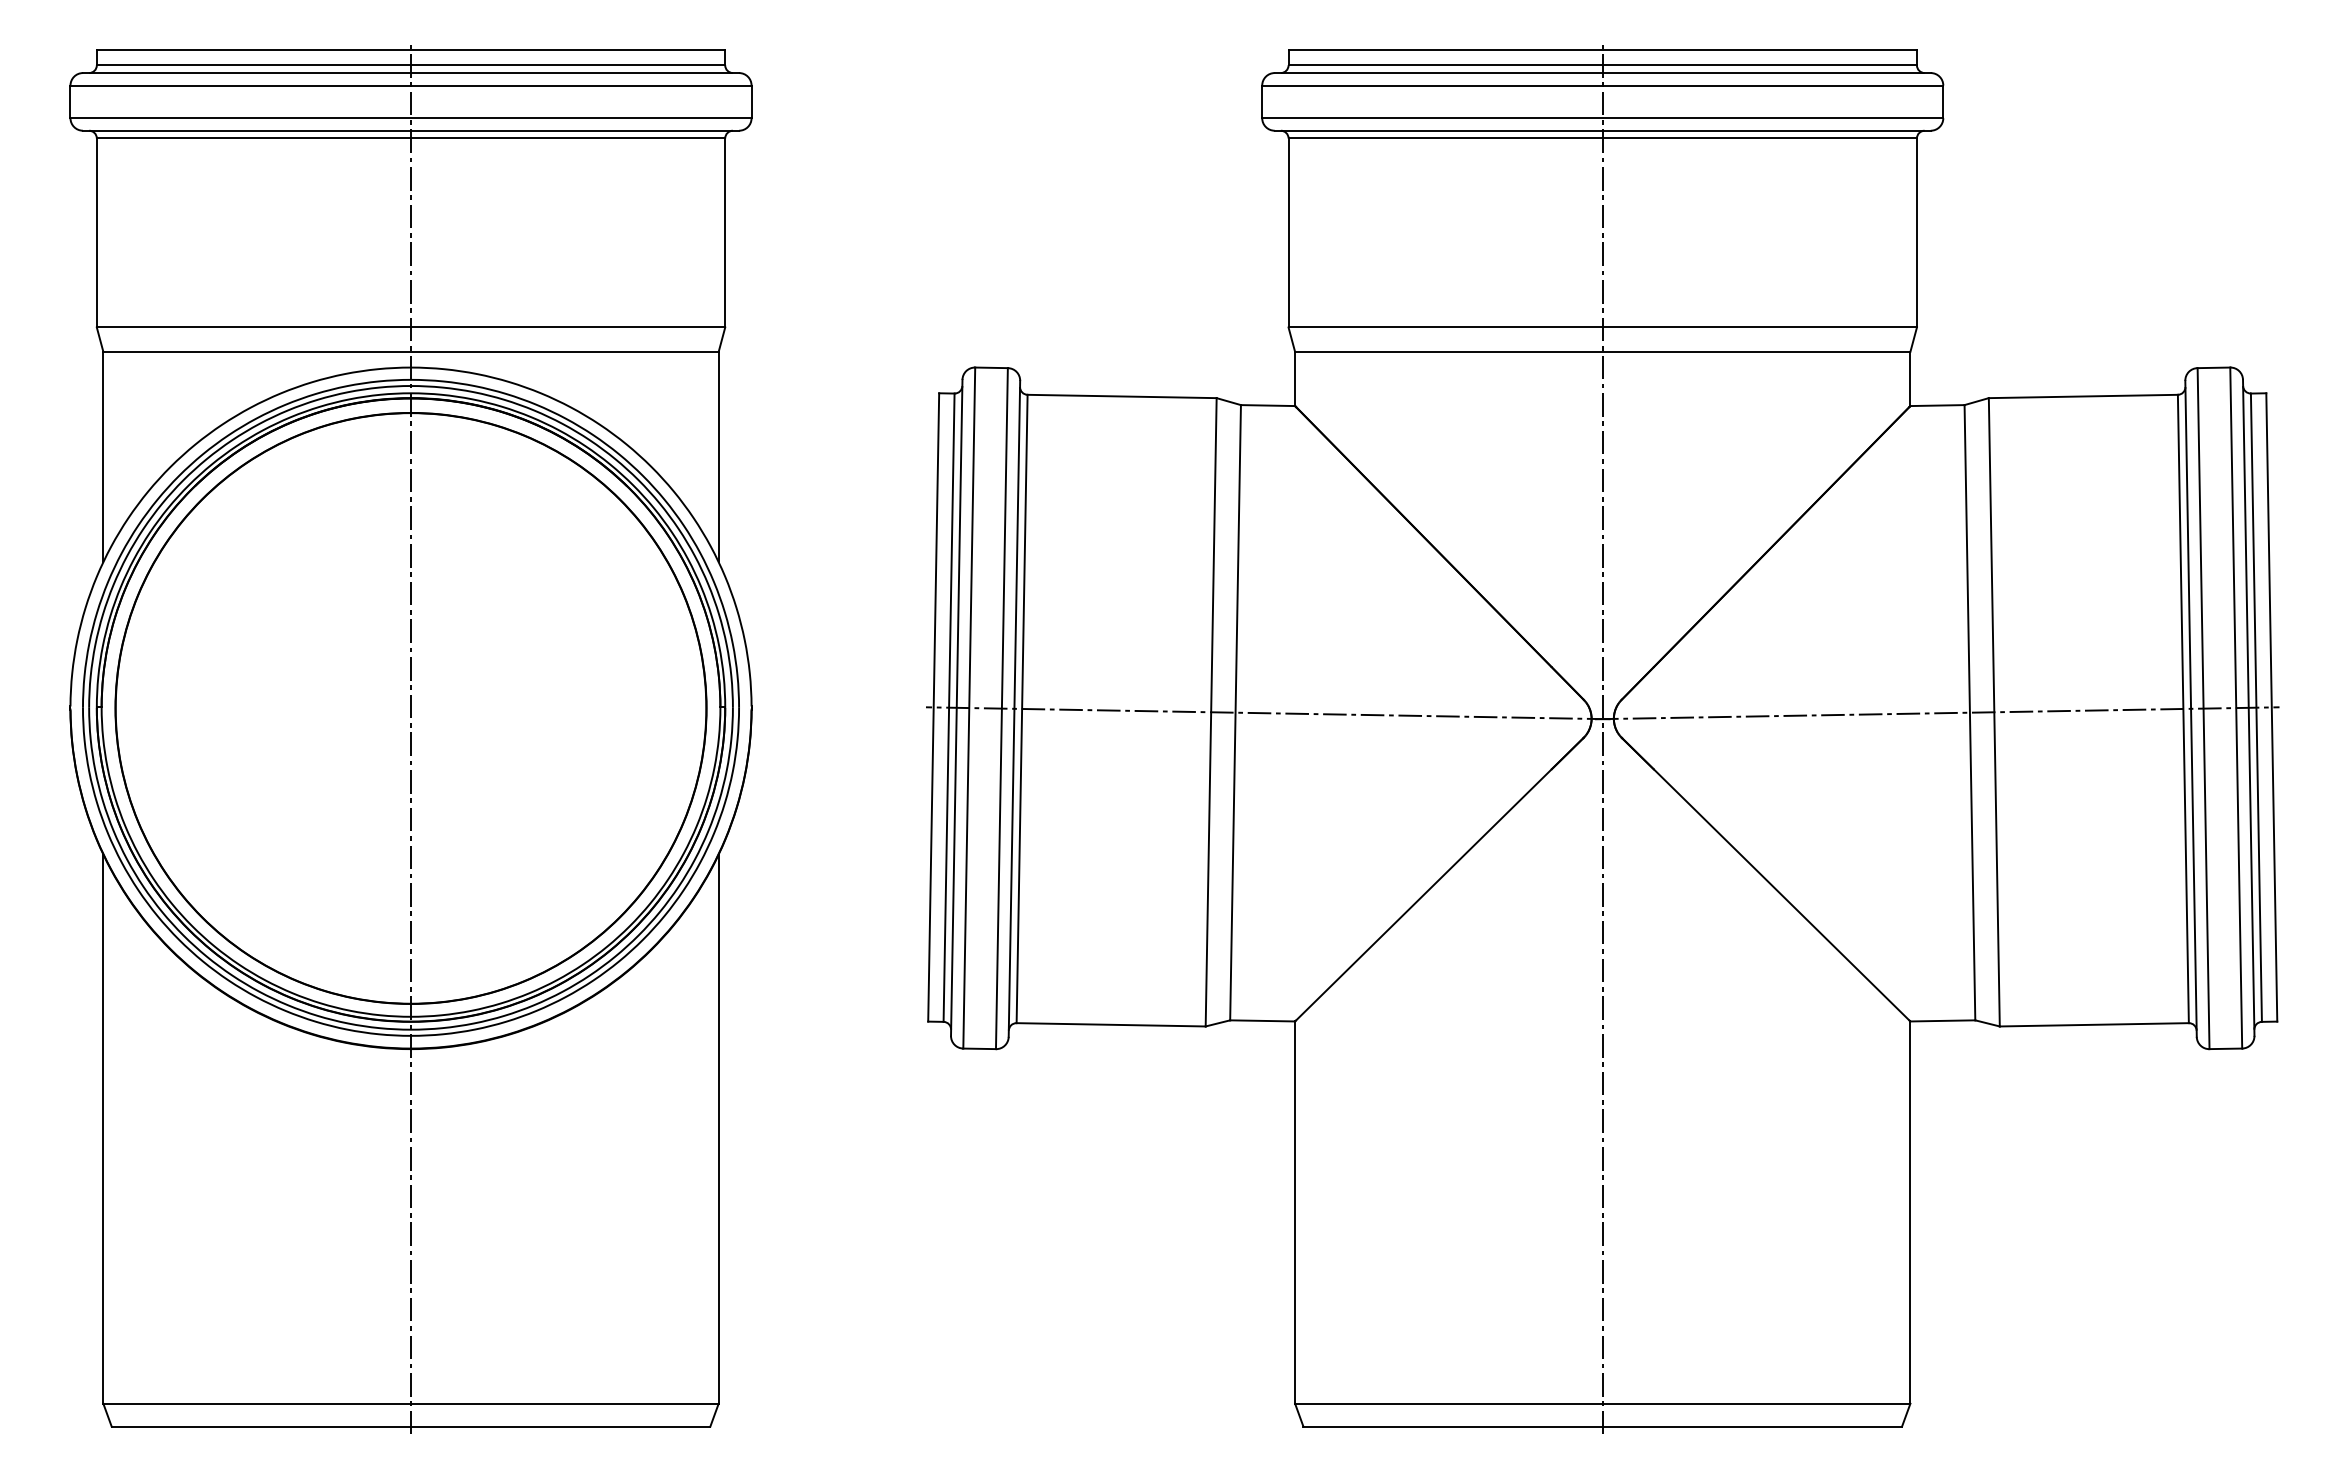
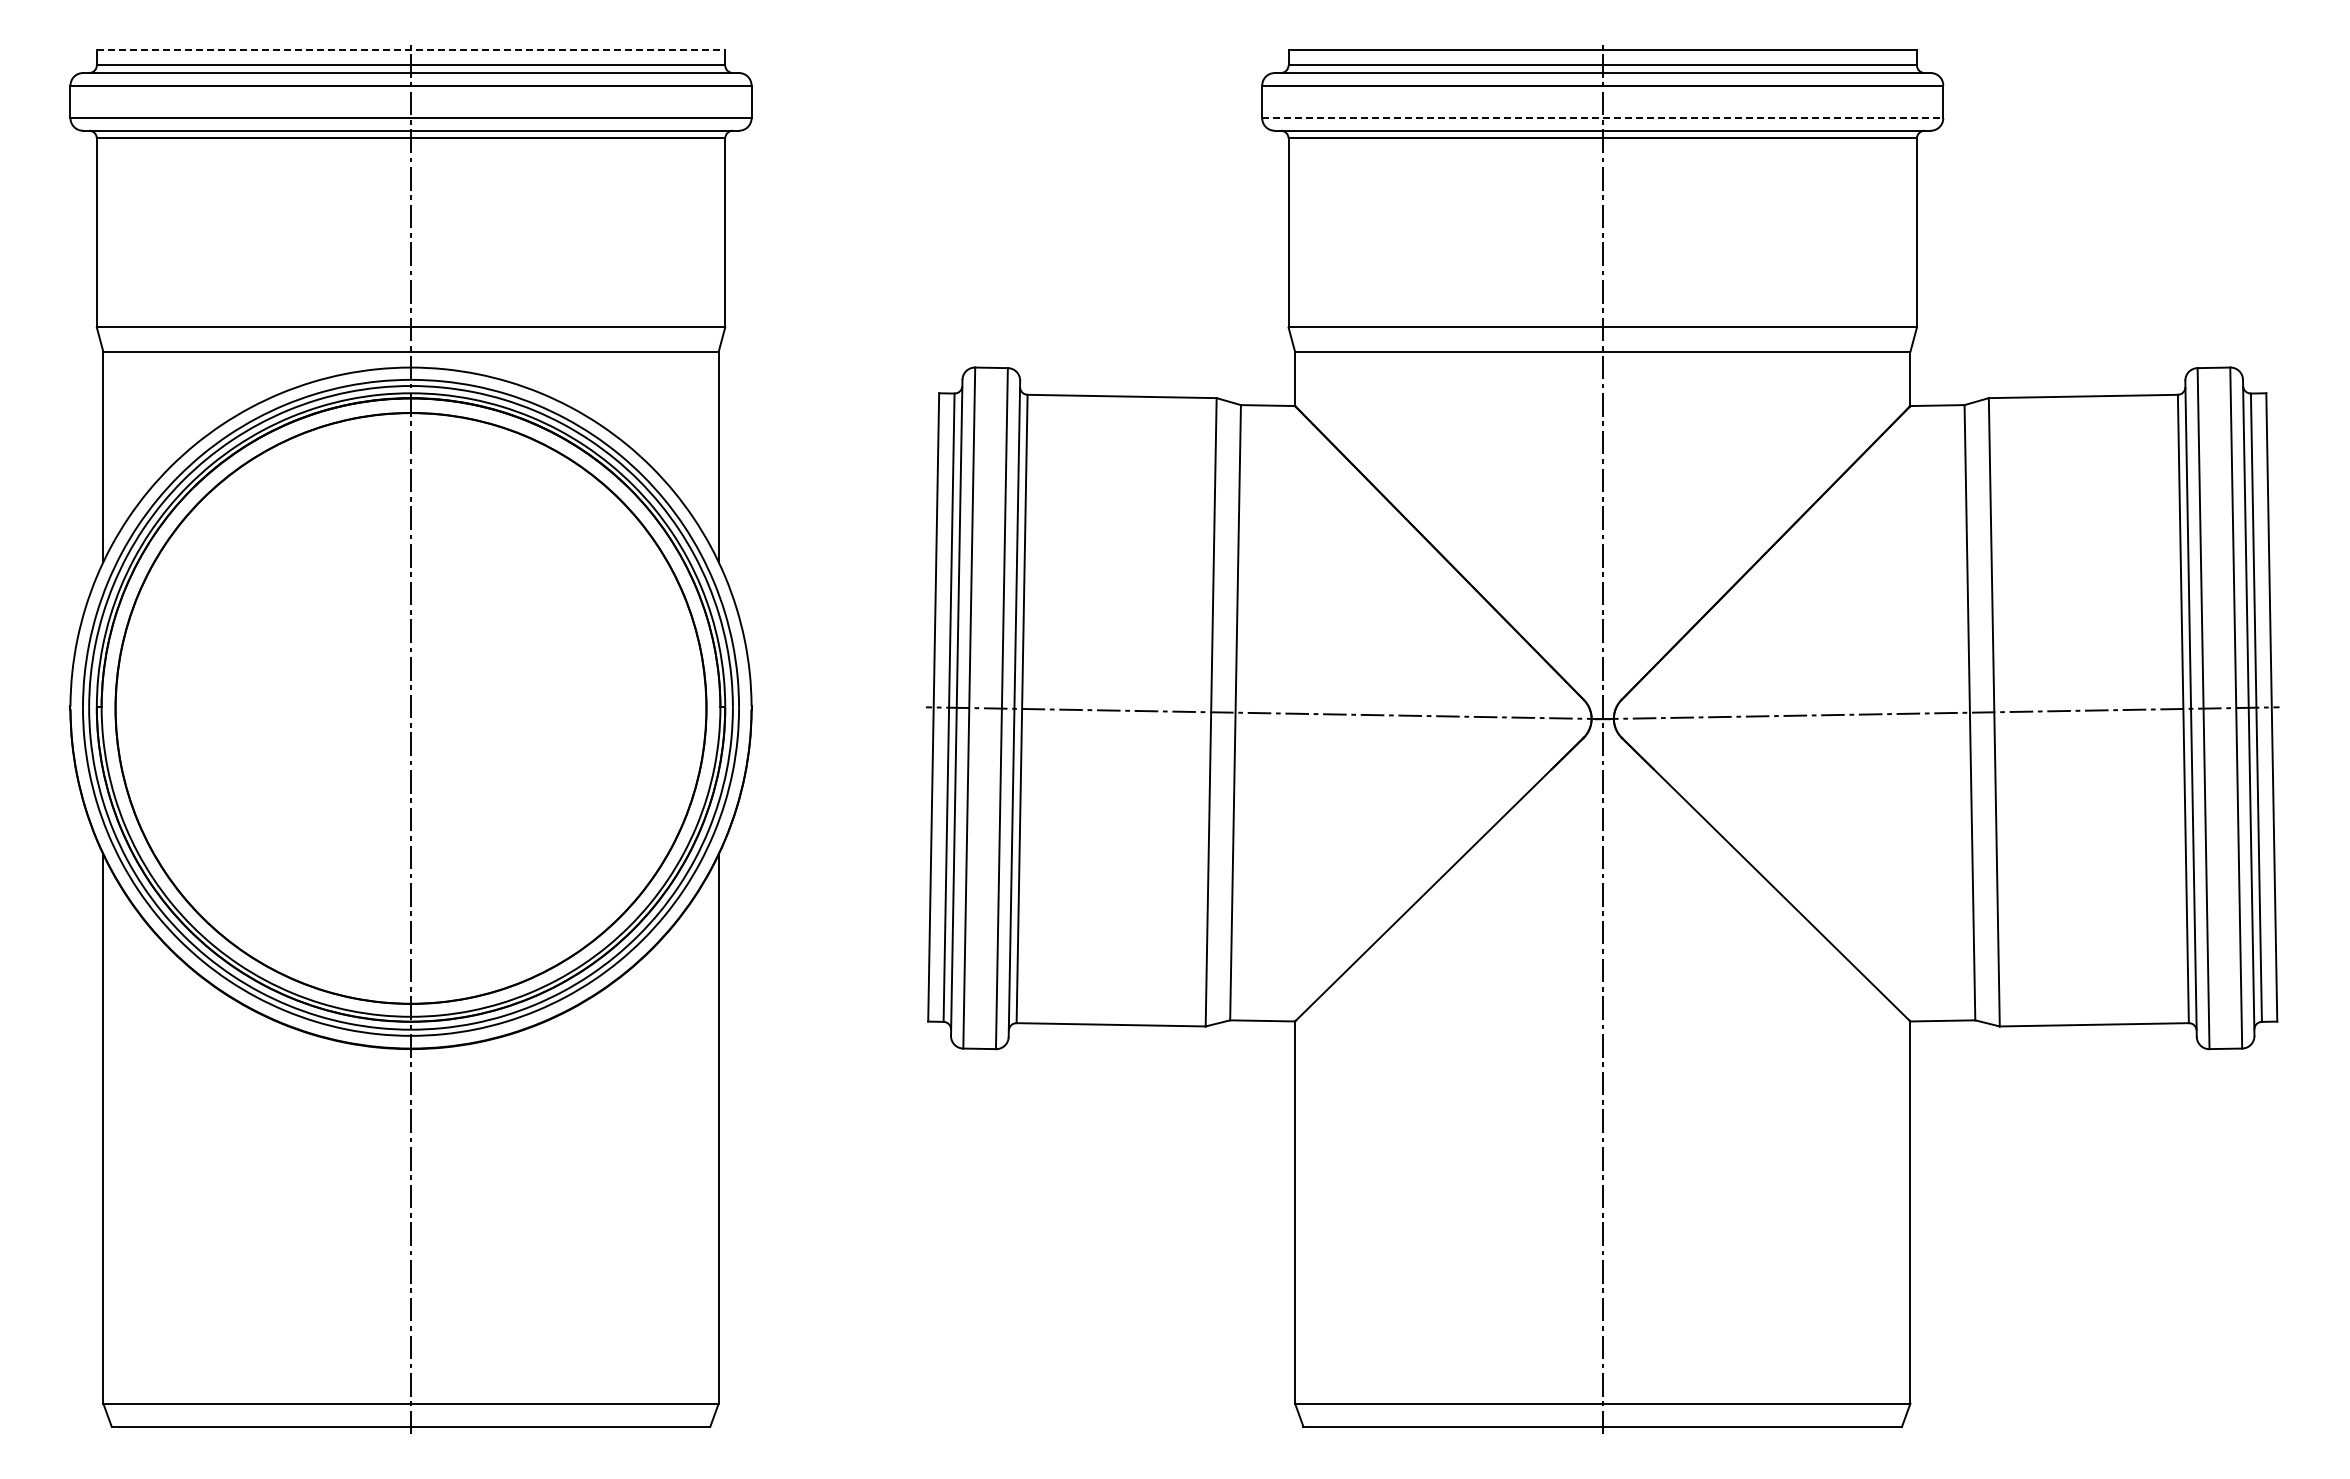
line: solid -> dashed (411, 49)
line: solid -> dashed (1602, 118)
